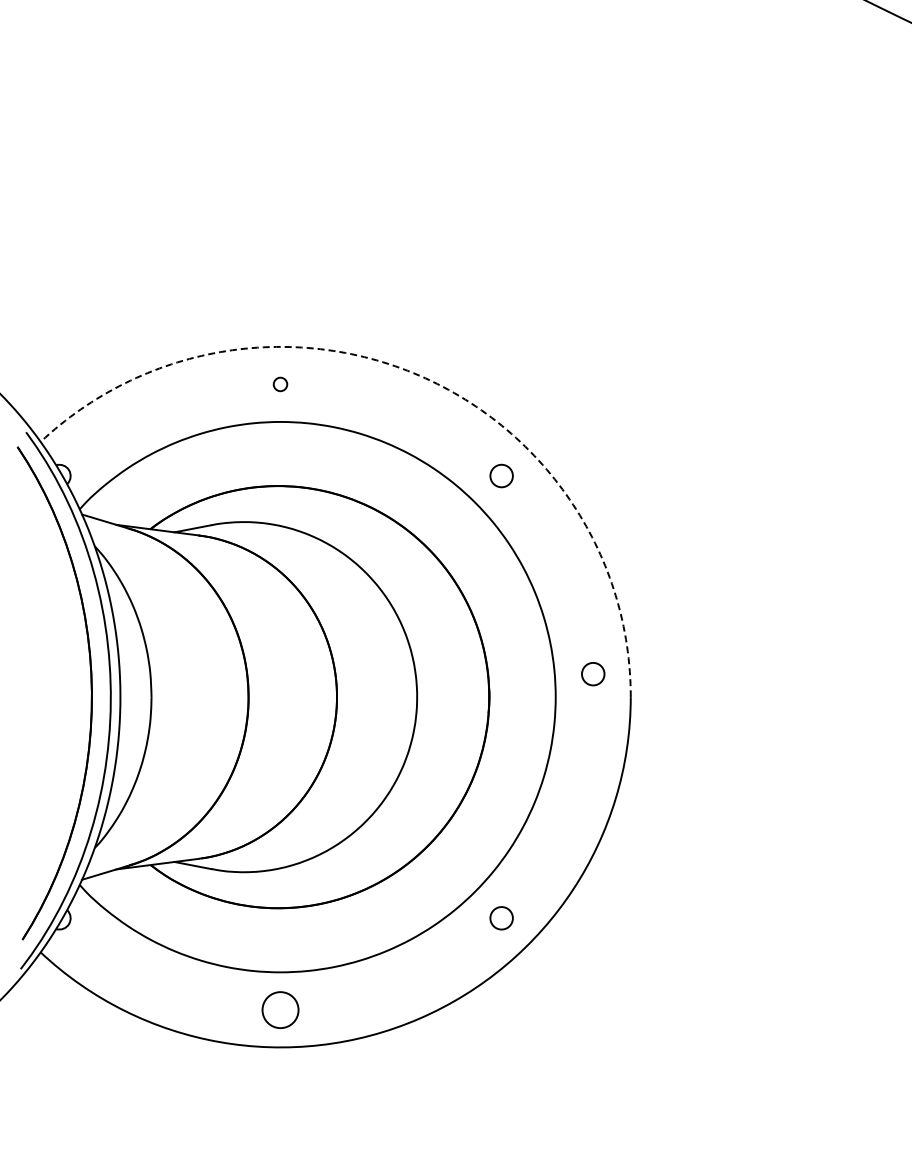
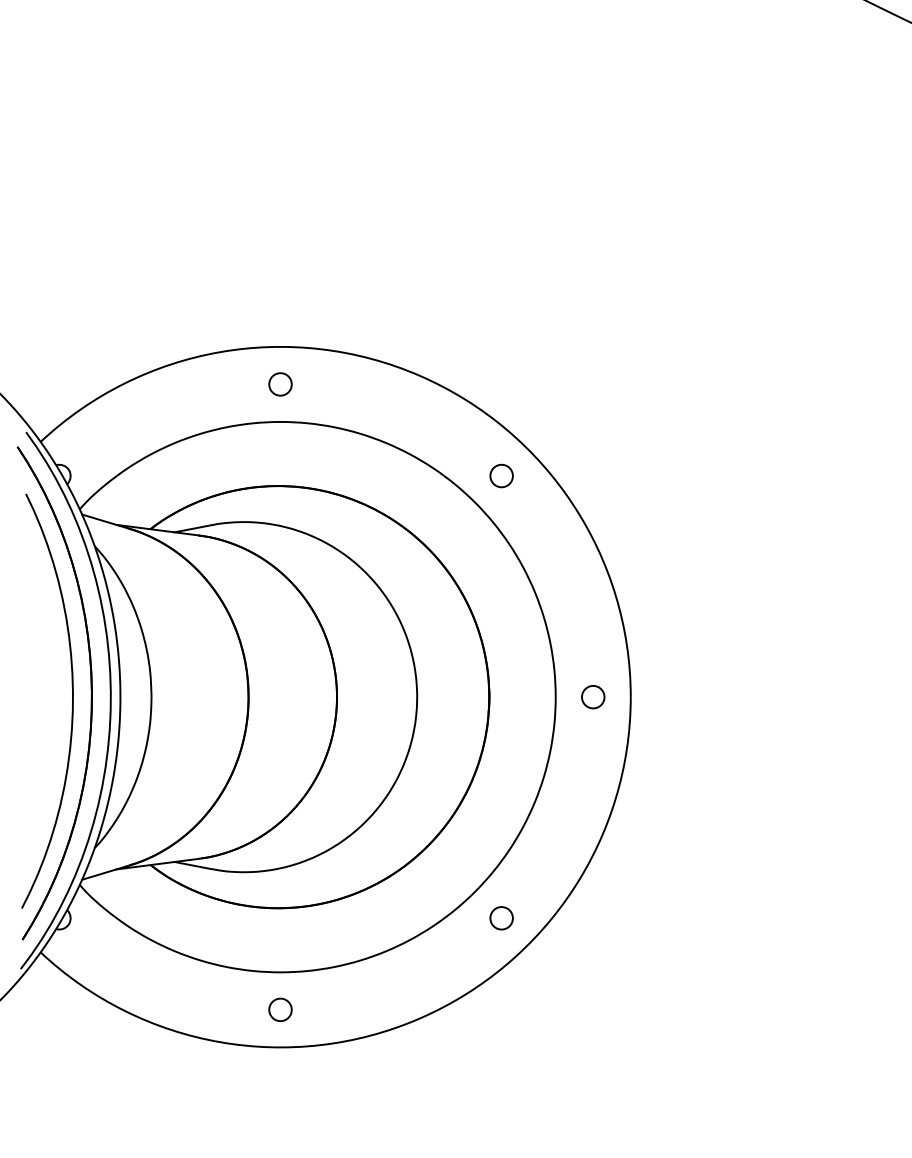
arc: dashed -> solid (419, 375)
circle size: 17x17 px -> 25x25 px (280, 384)
circle position: (593, 674) -> (593, 697) (593, 697)
curve: none -> present (72, 700)
circle size: 39x38 px -> 25x25 px (280, 1009)
